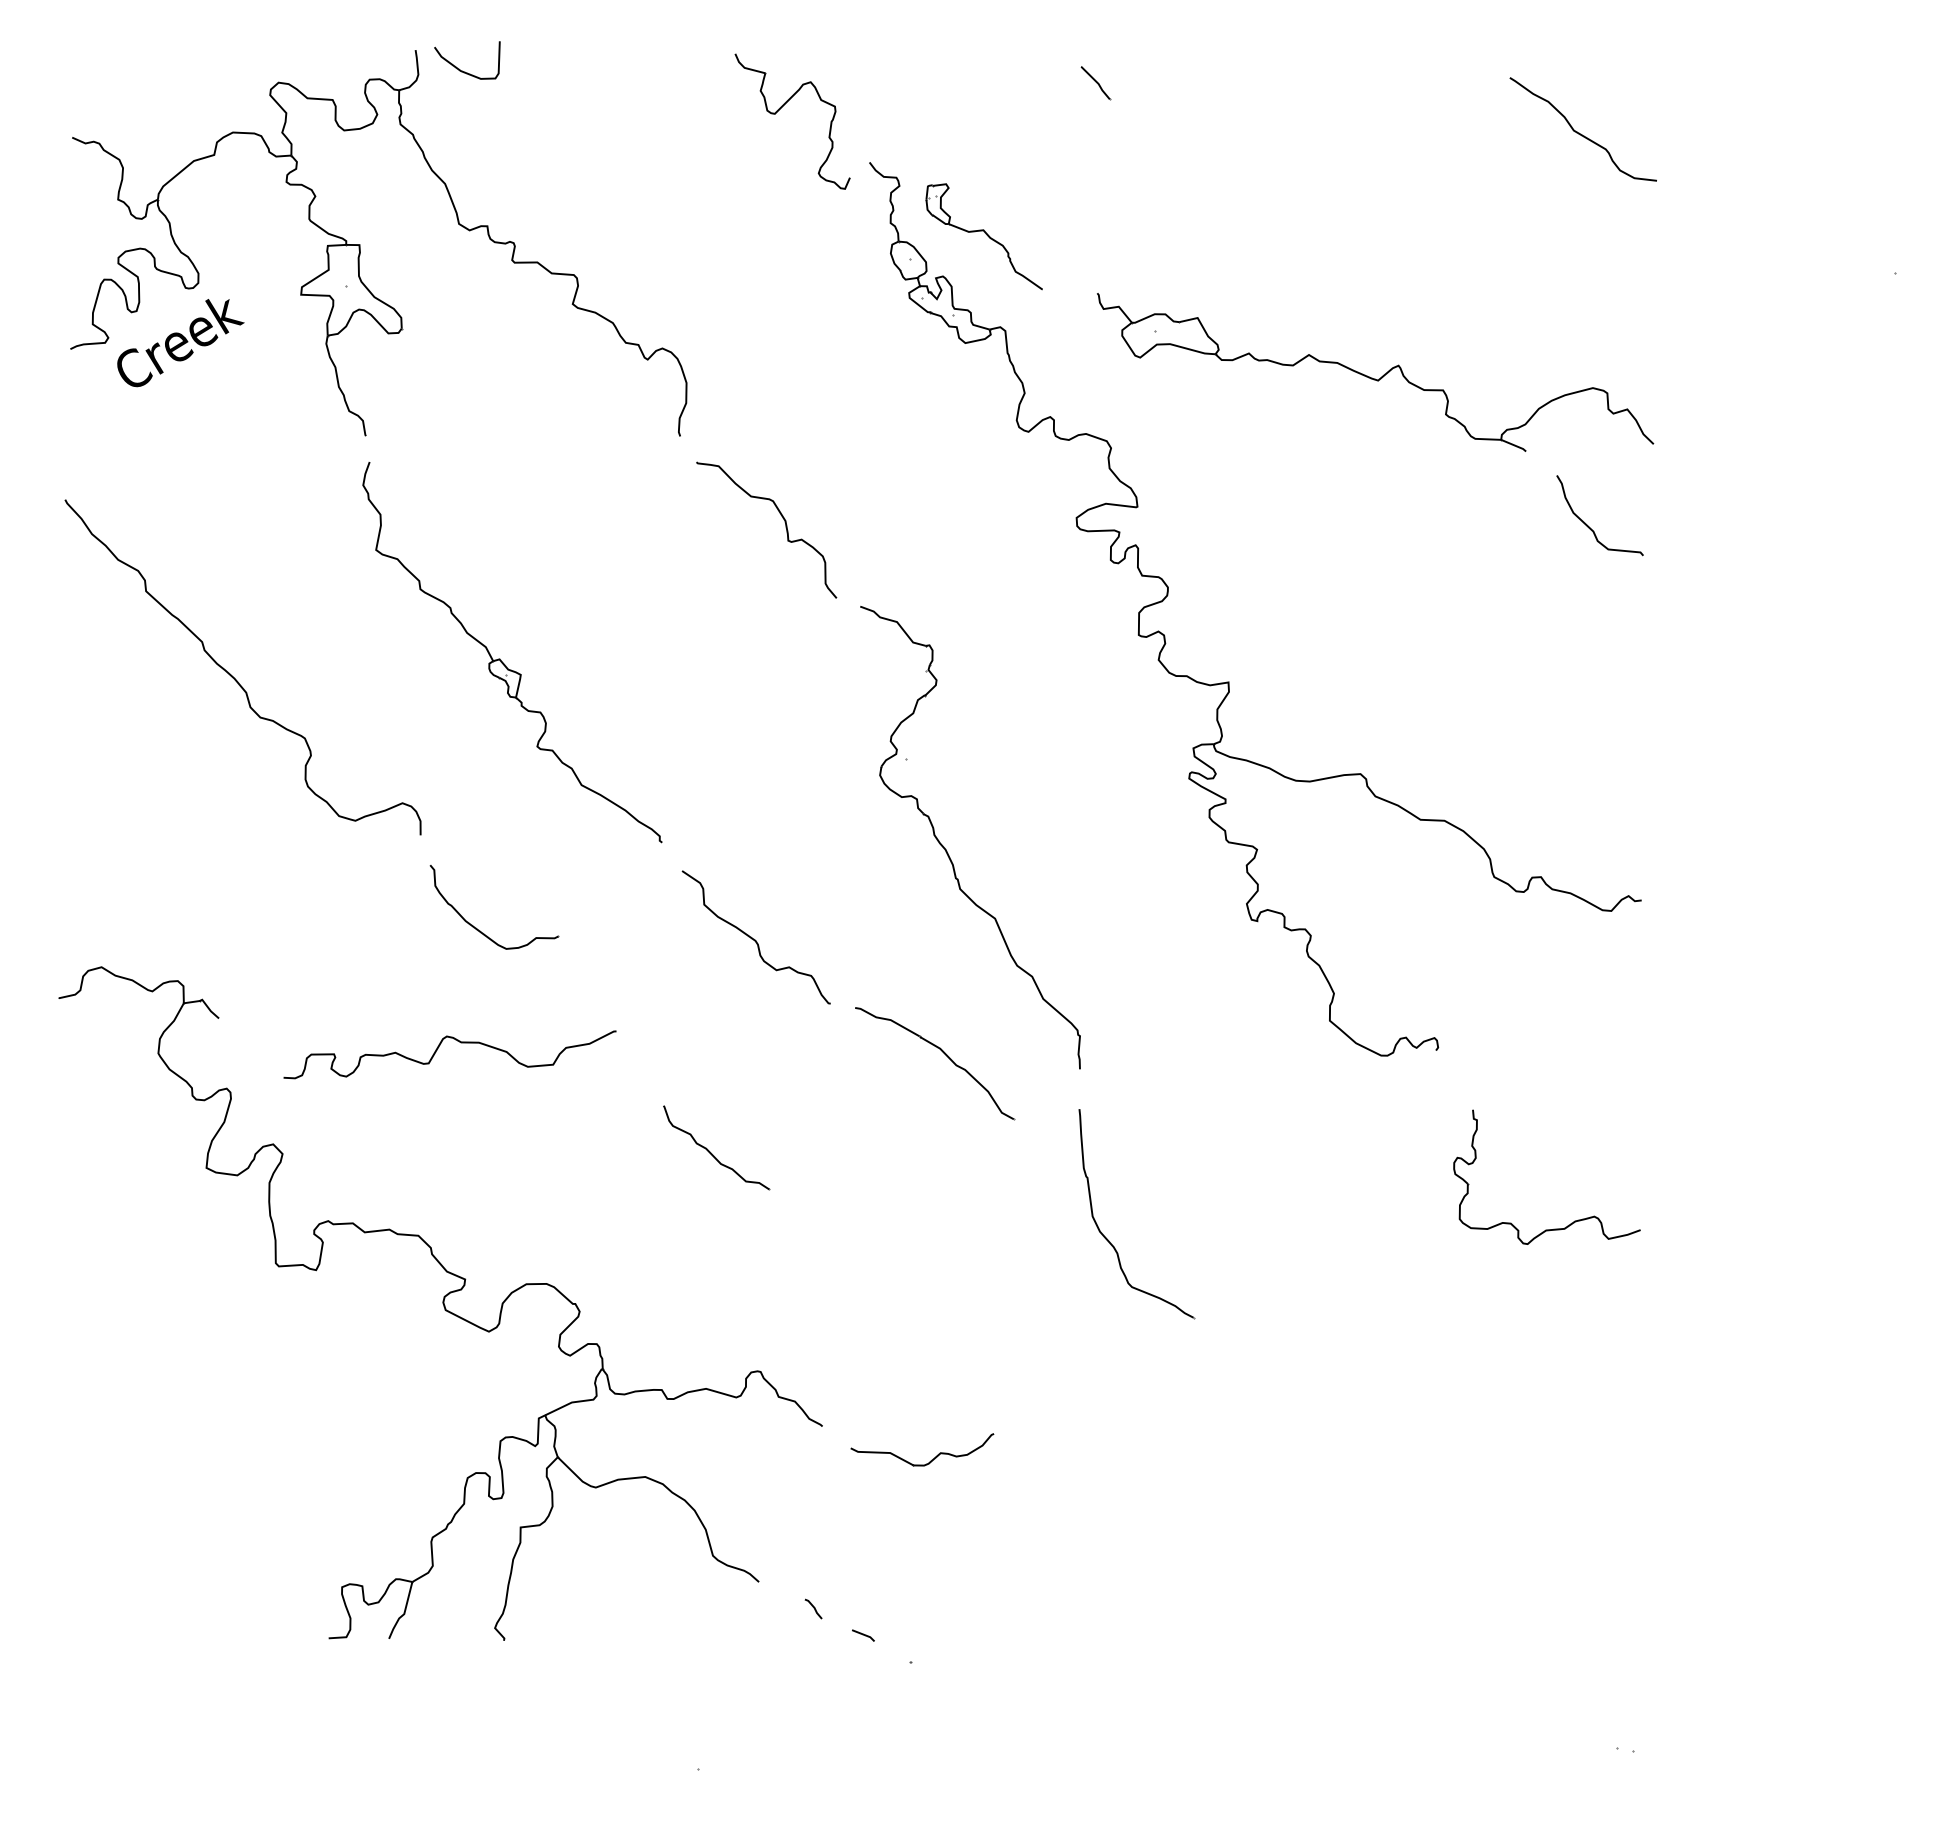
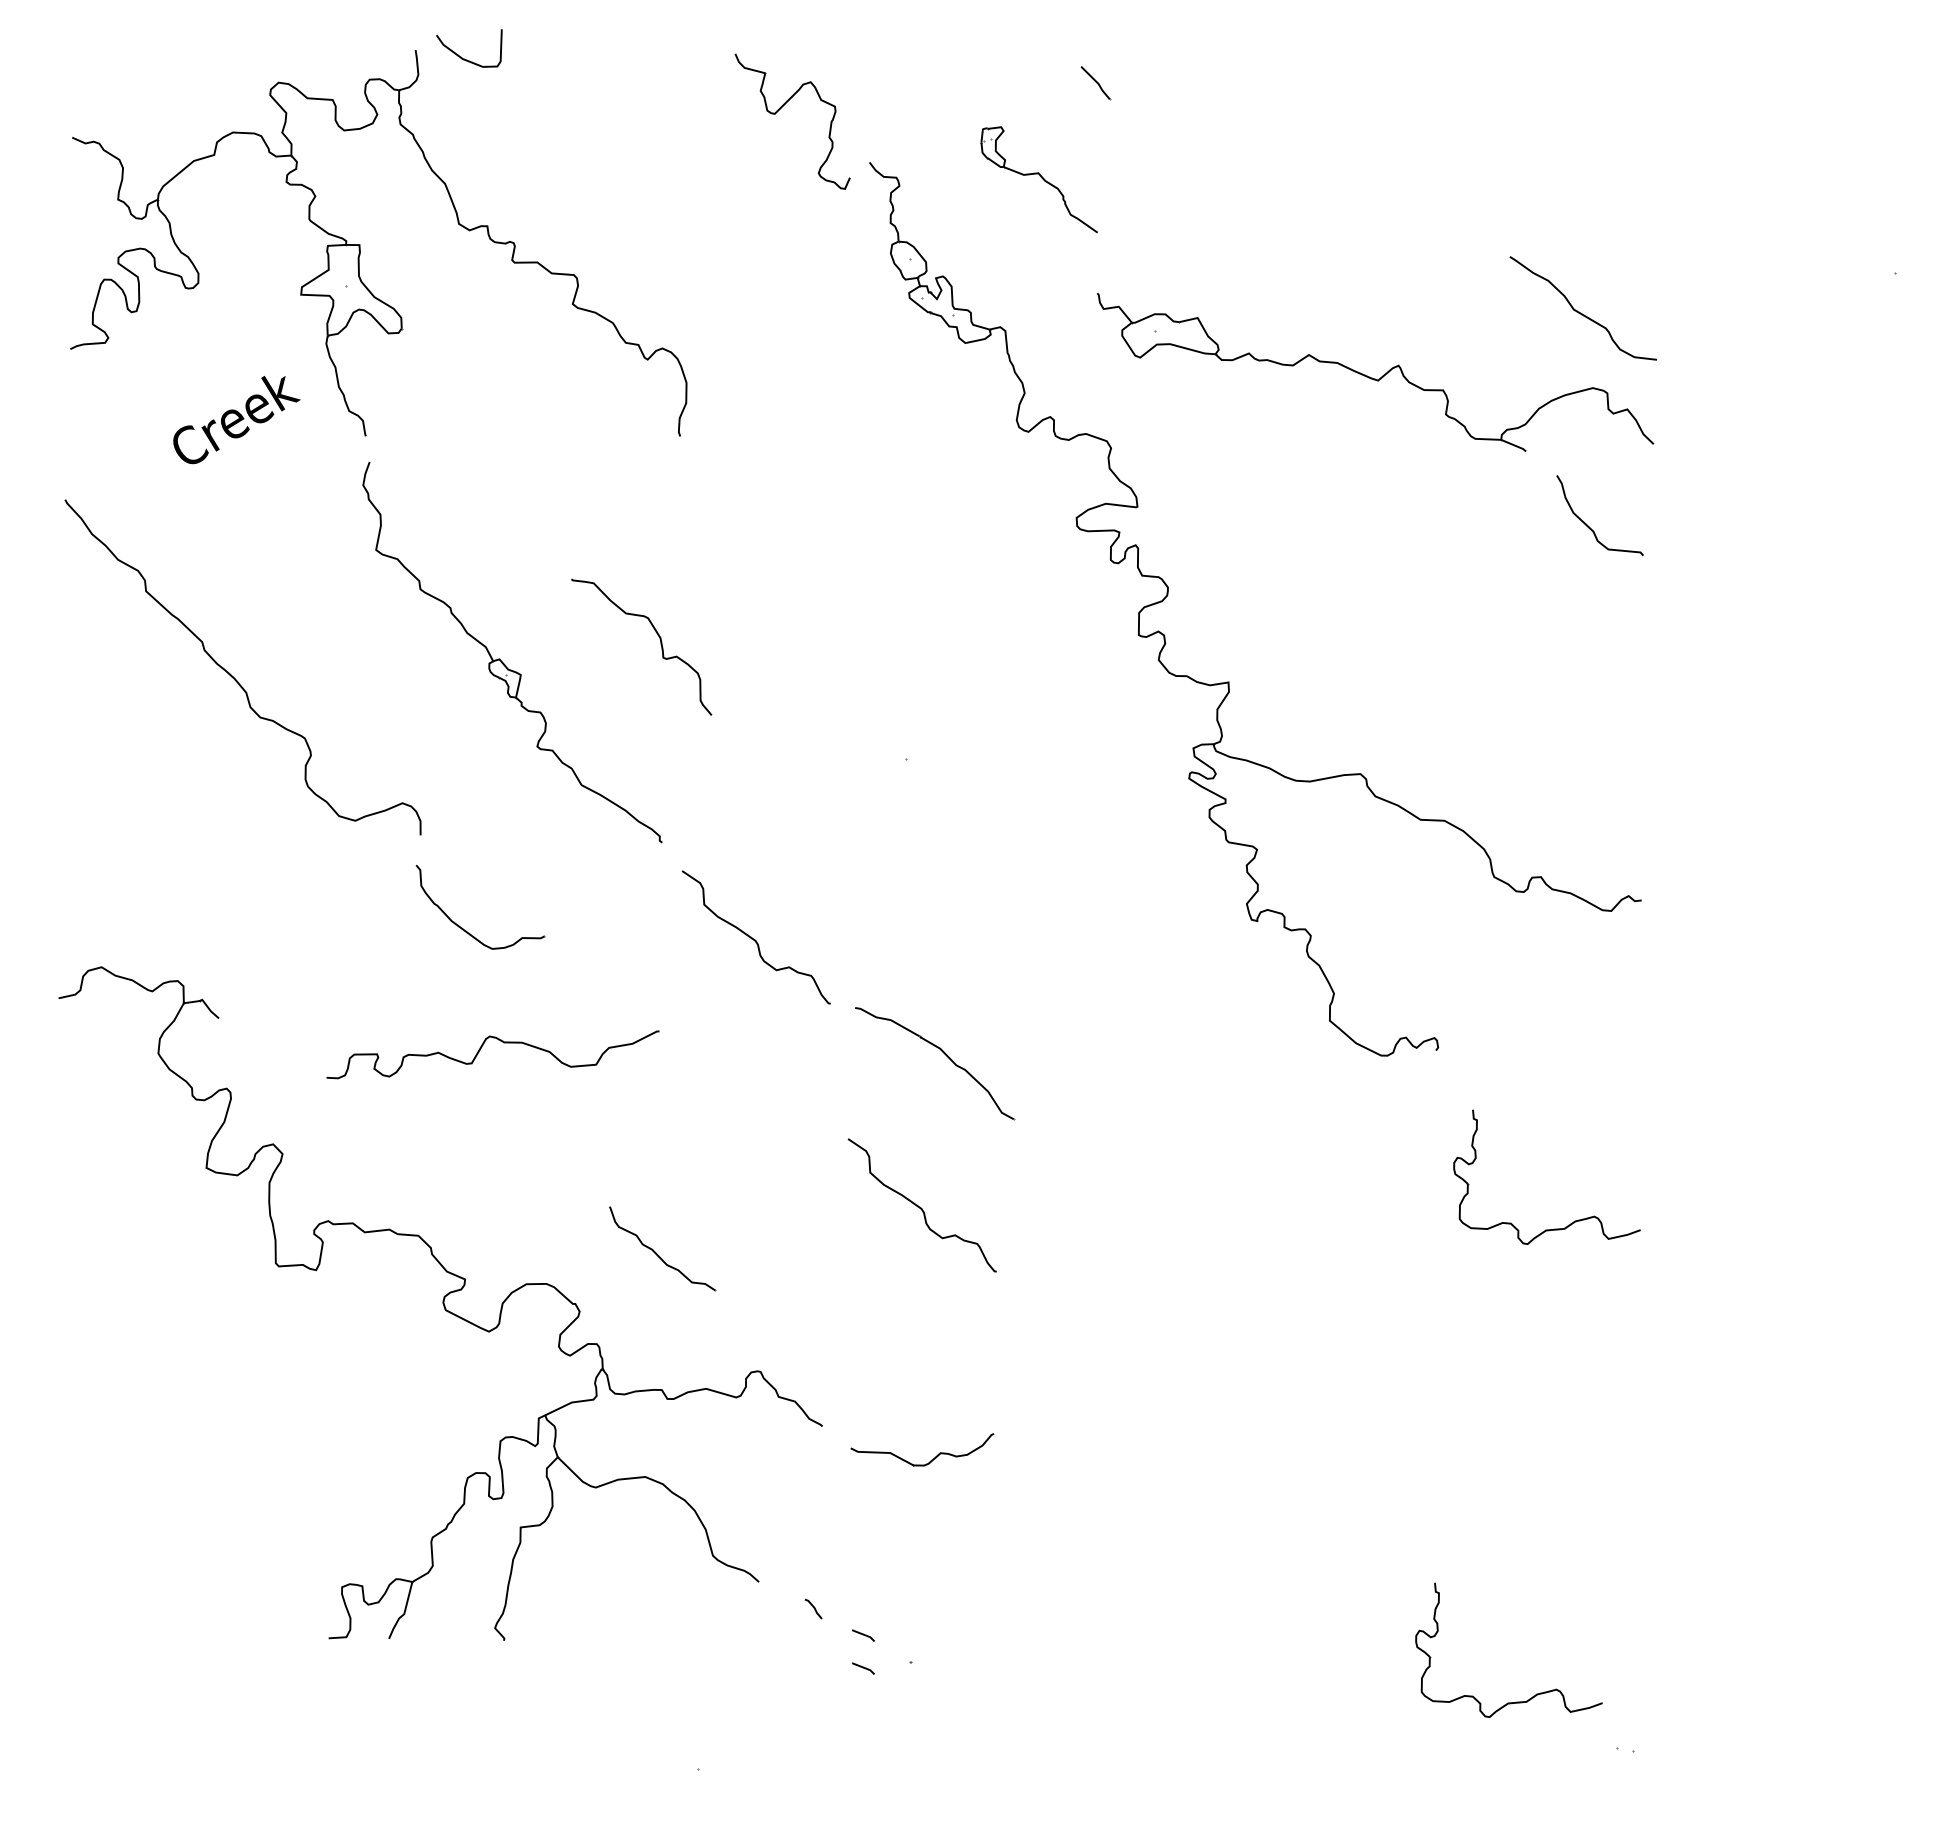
curve position: (462, 70) -> (464, 58) (464, 58)
curve position: (1579, 132) -> (1579, 311) (1579, 311)
part position: (983, 236) -> (1038, 179) (1038, 179)
text position: (180, 343) -> (236, 420) (236, 420)
curve position: (785, 527) -> (660, 644) (660, 644)
part: present -> none (946, 849)
part position: (476, 927) -> (462, 927) (462, 927)
curve position: (439, 1047) -> (482, 1047) (482, 1047)
part position: (711, 1152) -> (657, 1253) (657, 1253)
curve: none -> present (921, 1207)
part: present -> none (1109, 1240)
line: none -> present (863, 1668)
part: none -> present (1536, 1693)
